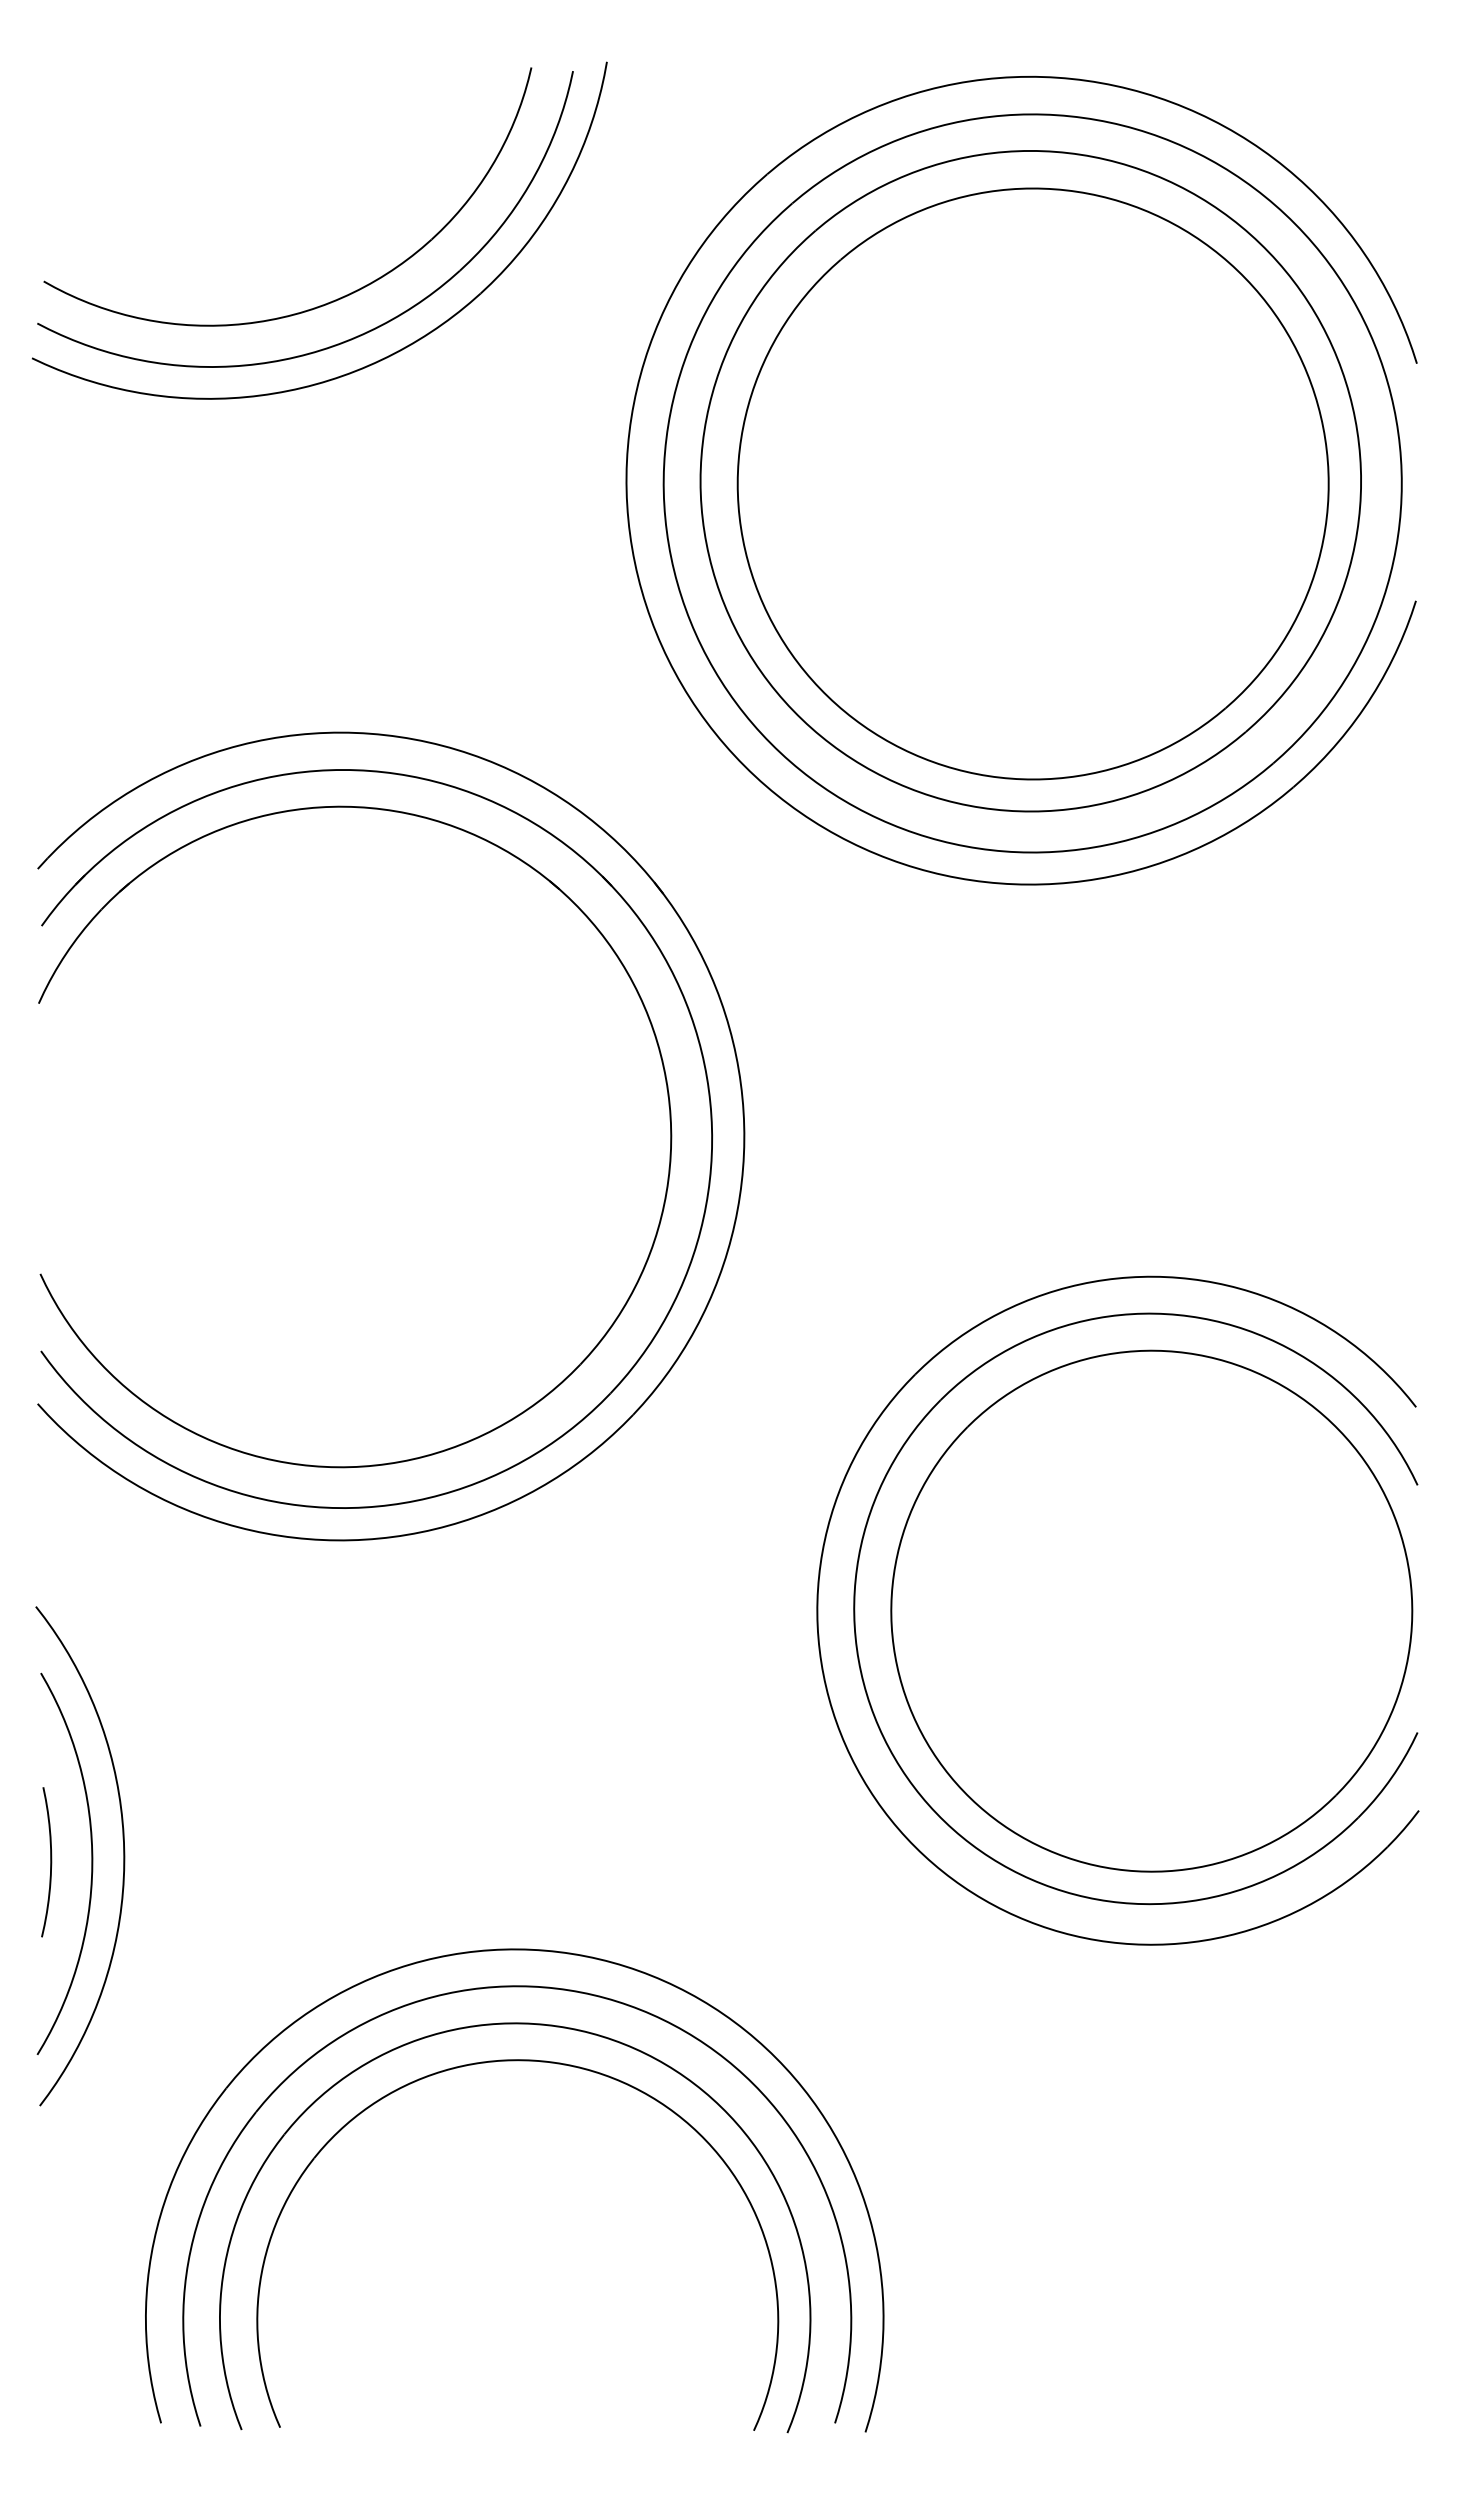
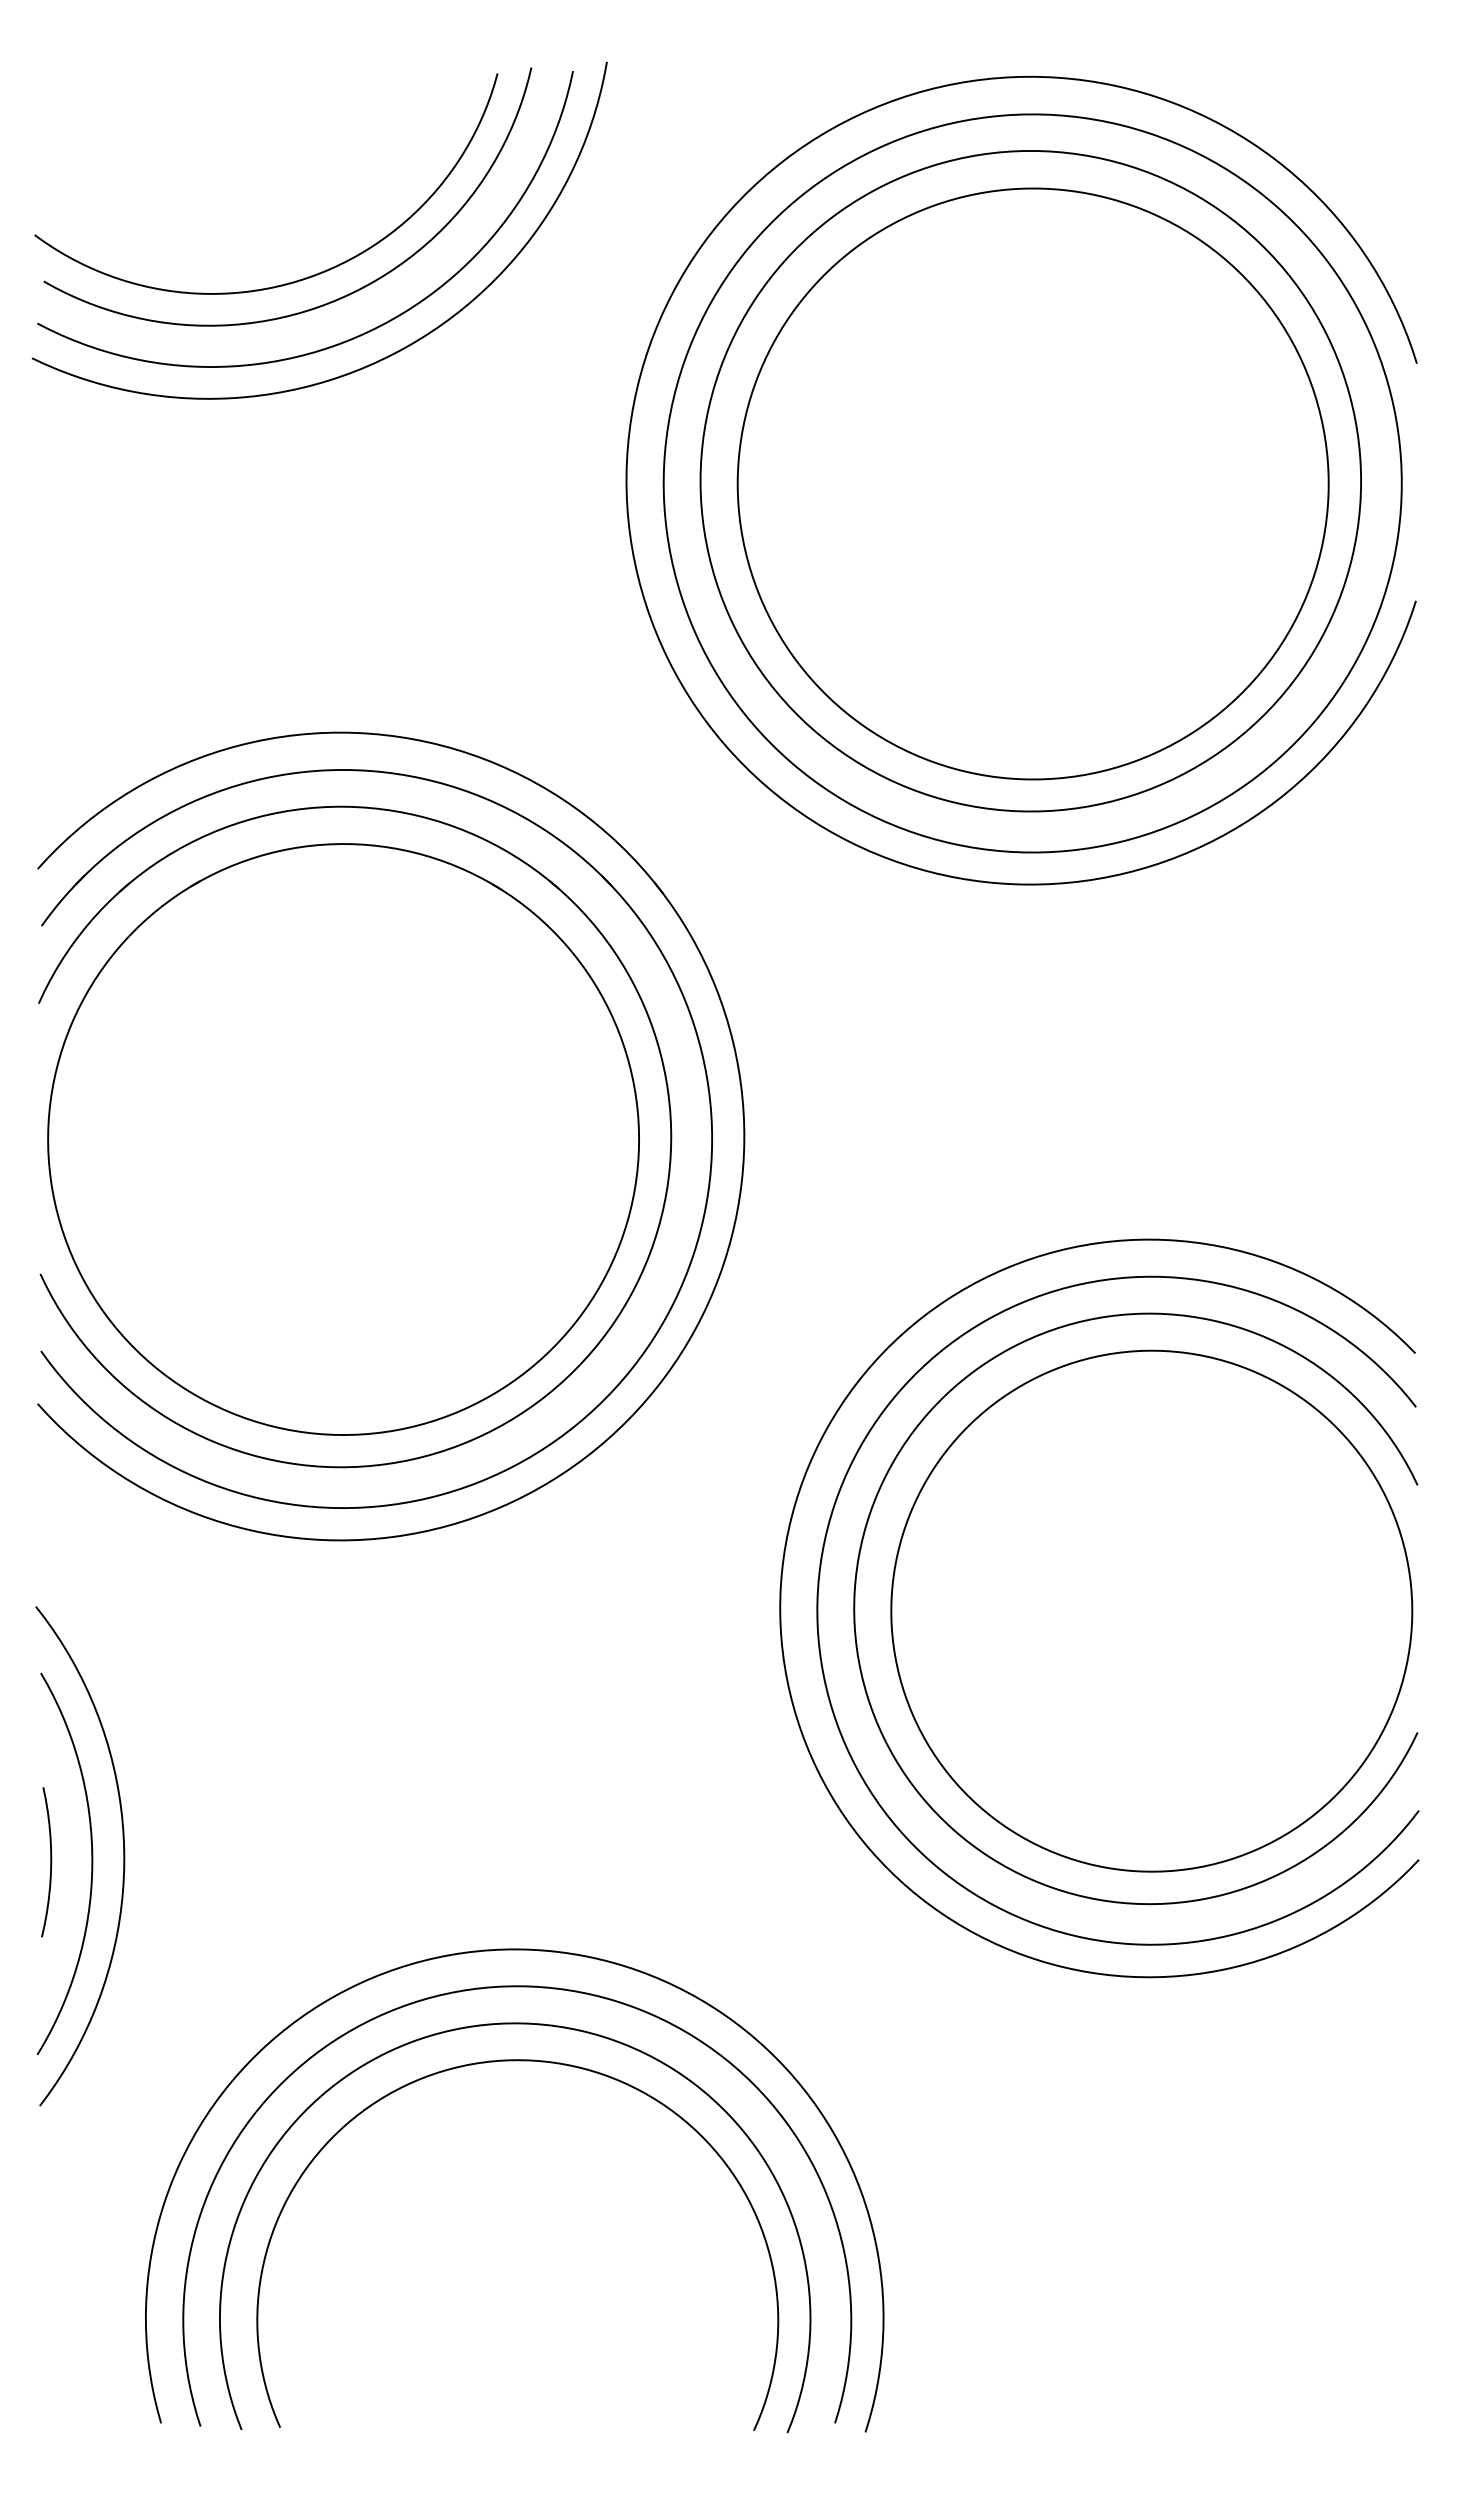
part: none -> present (295, 280)
part: none -> present (343, 1139)
part: none -> present (781, 1608)
